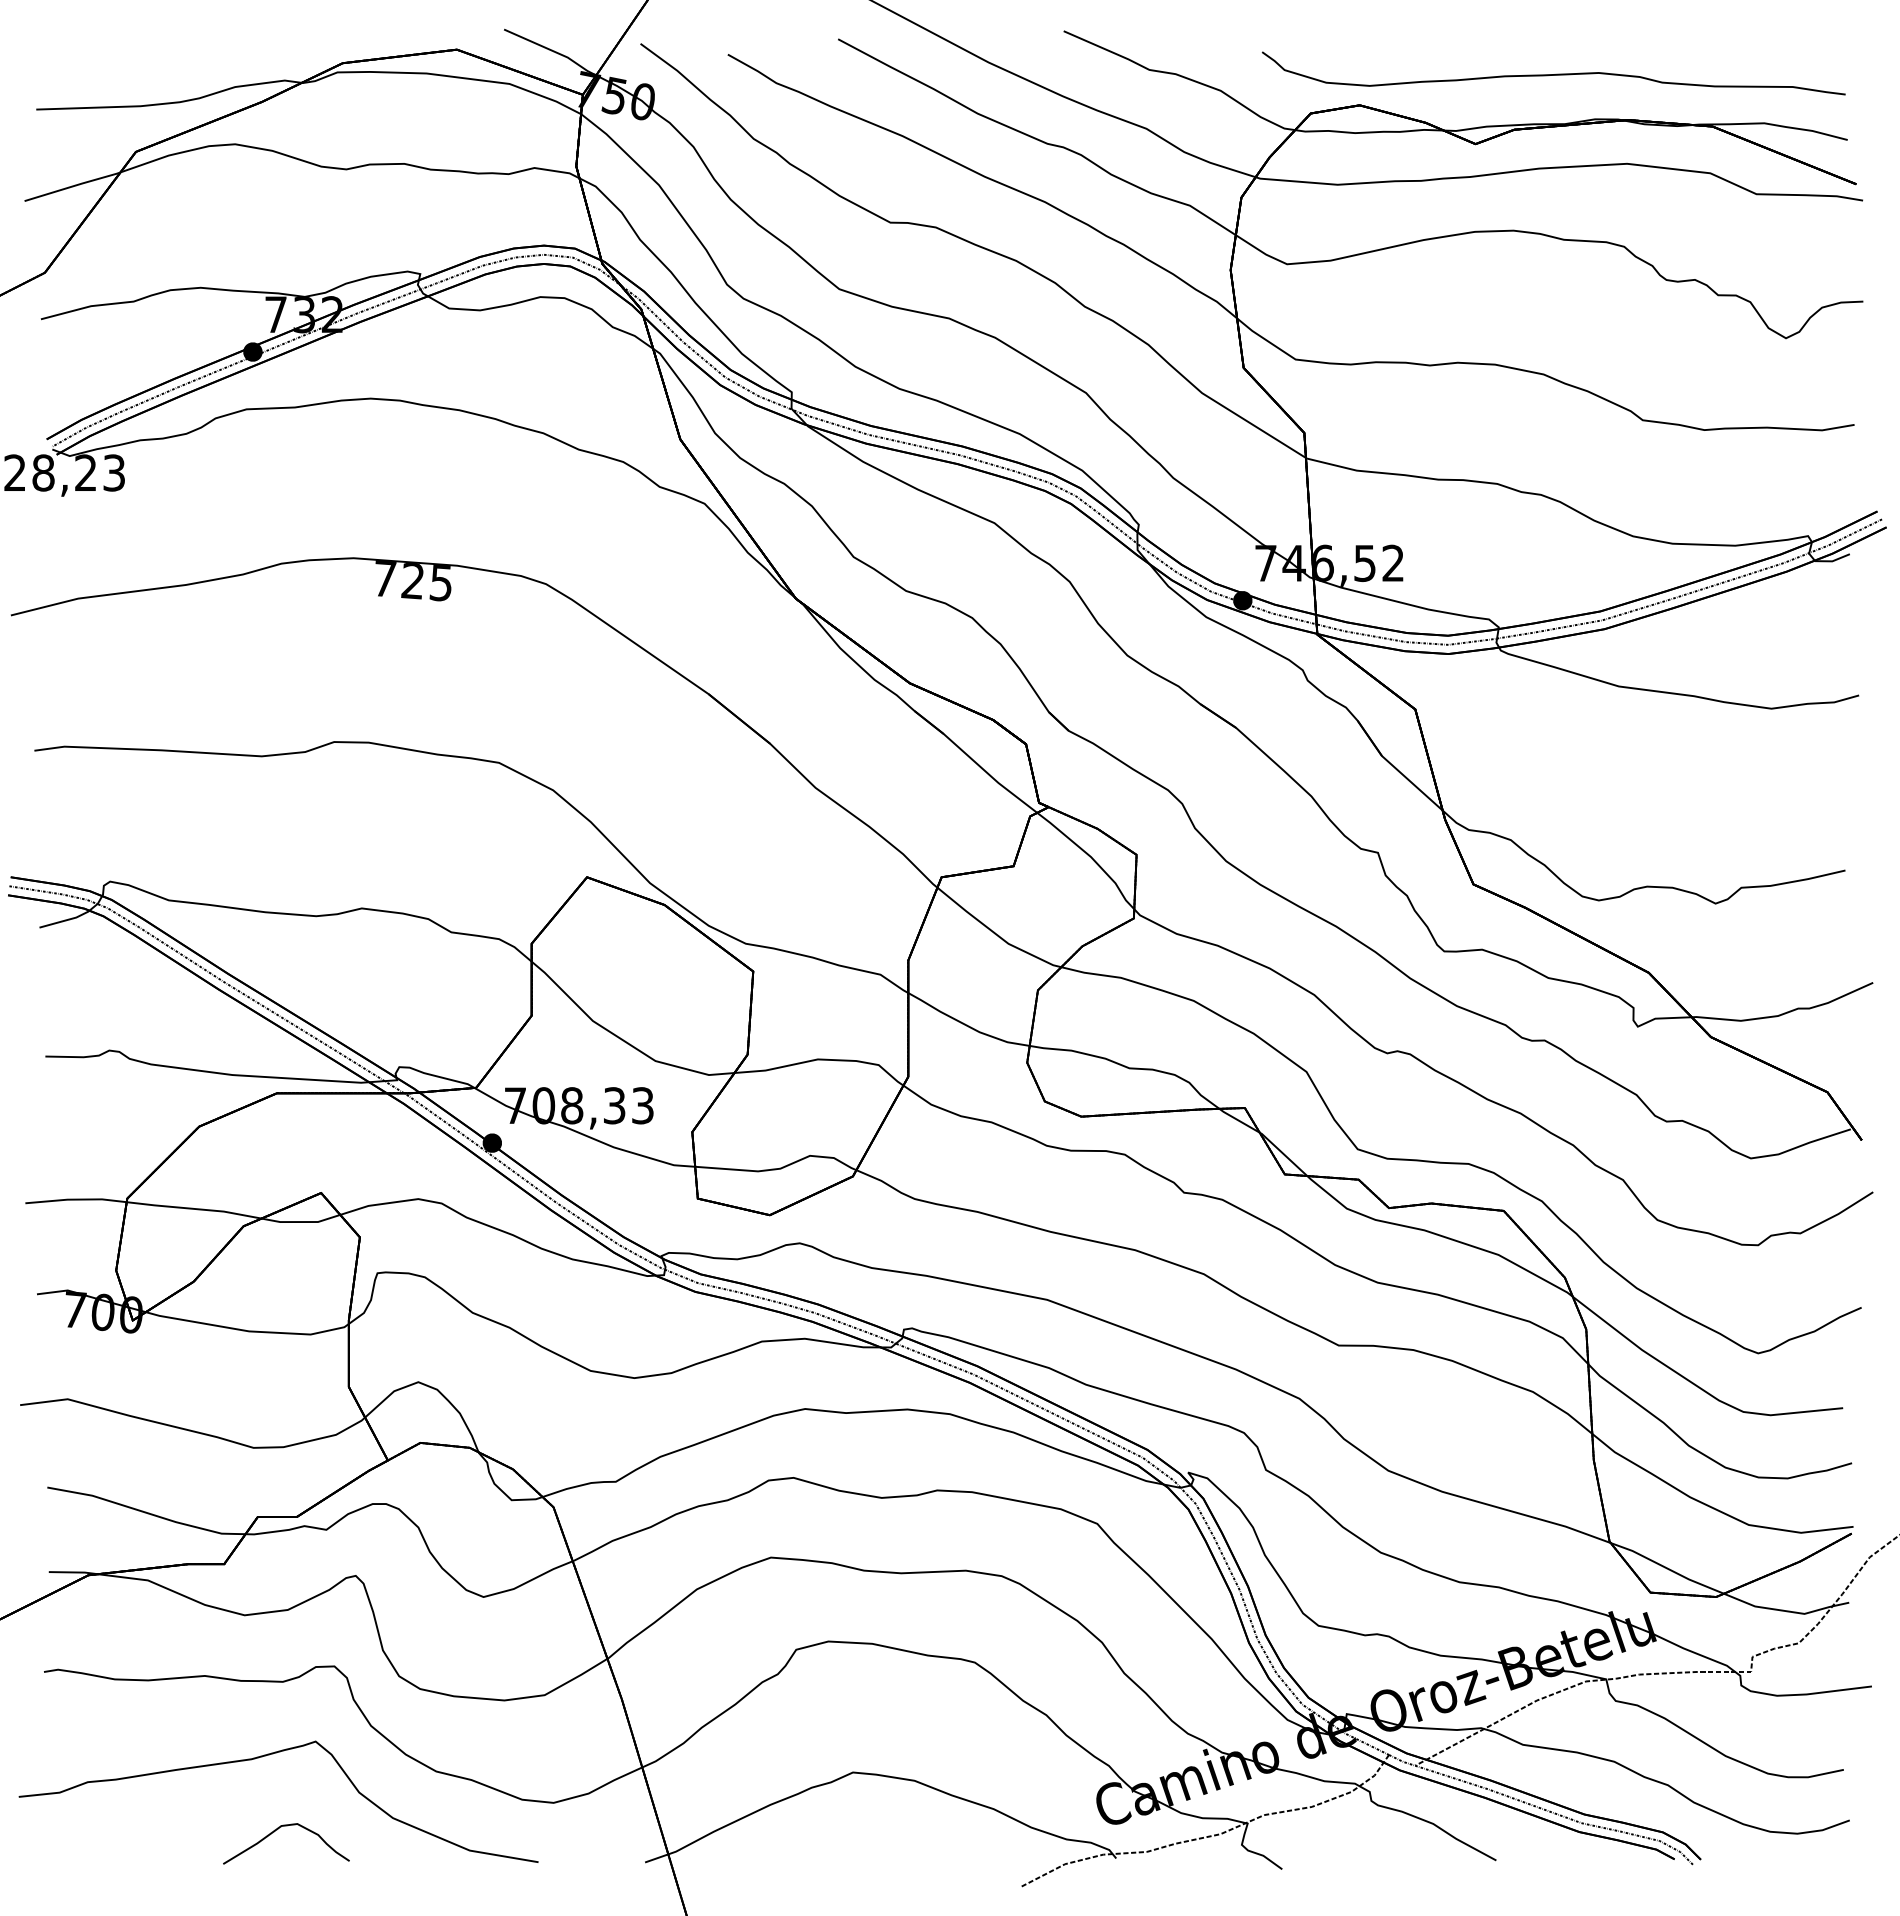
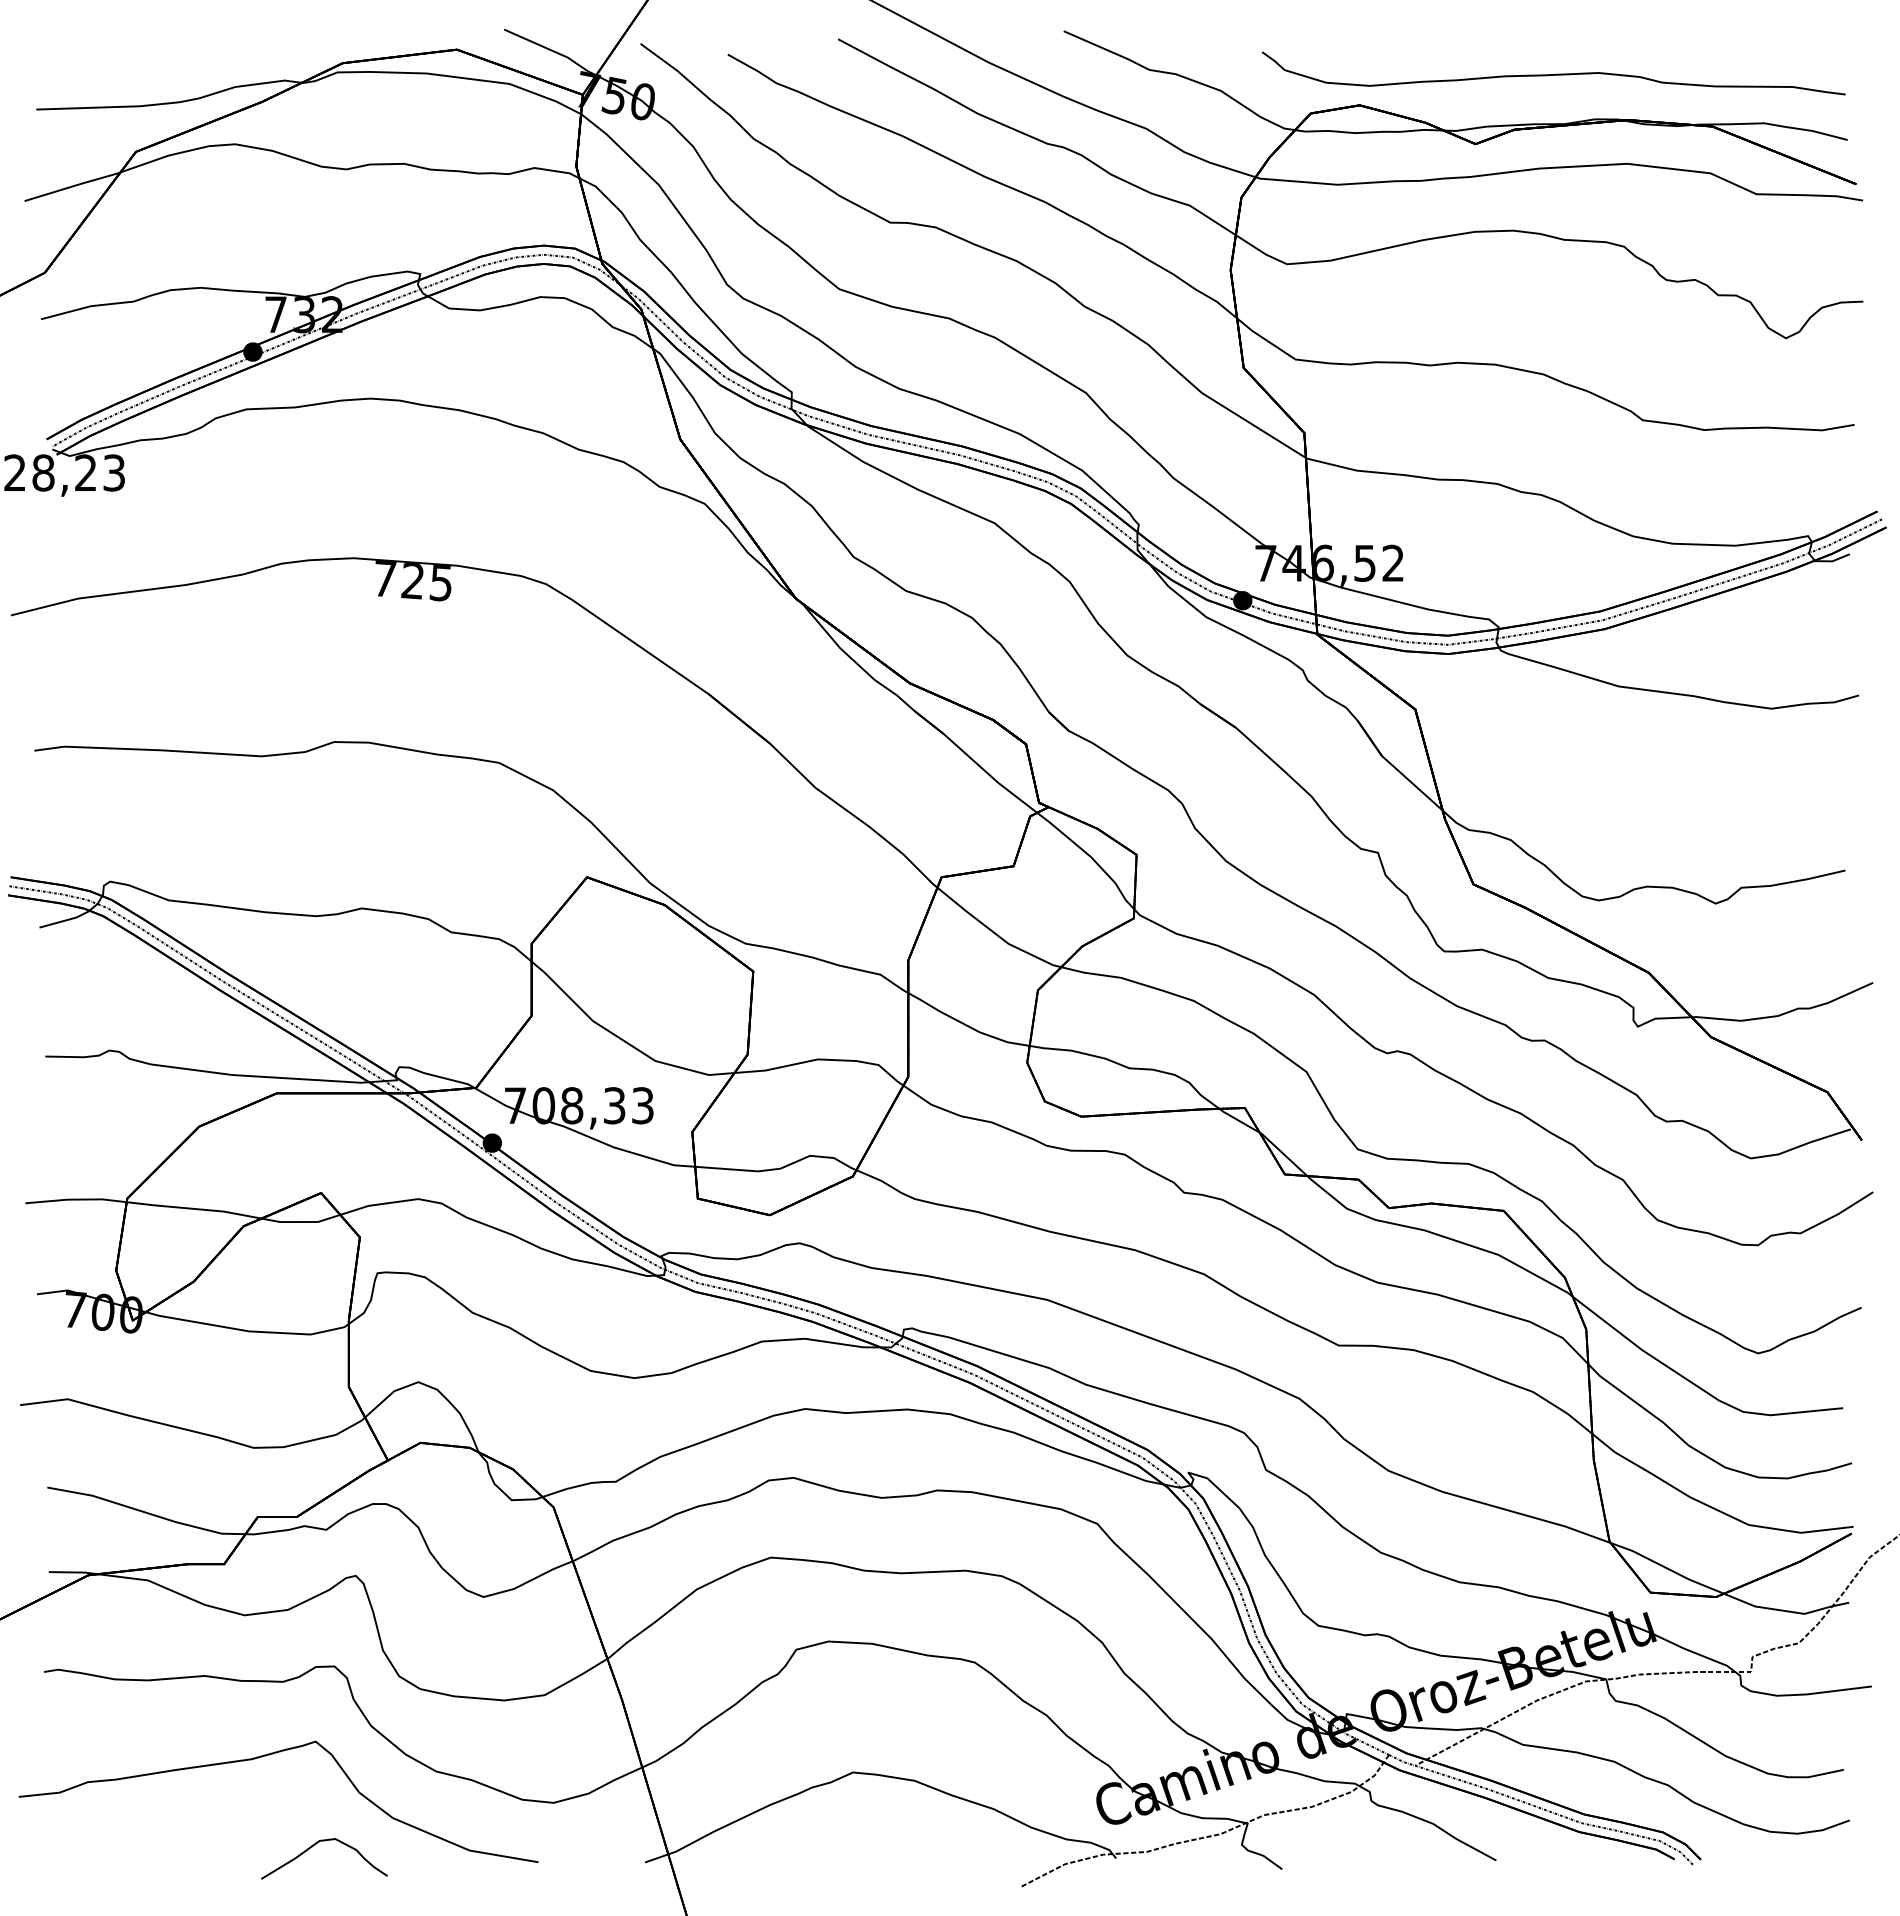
part position: (277, 1830) -> (315, 1845) (315, 1845)
